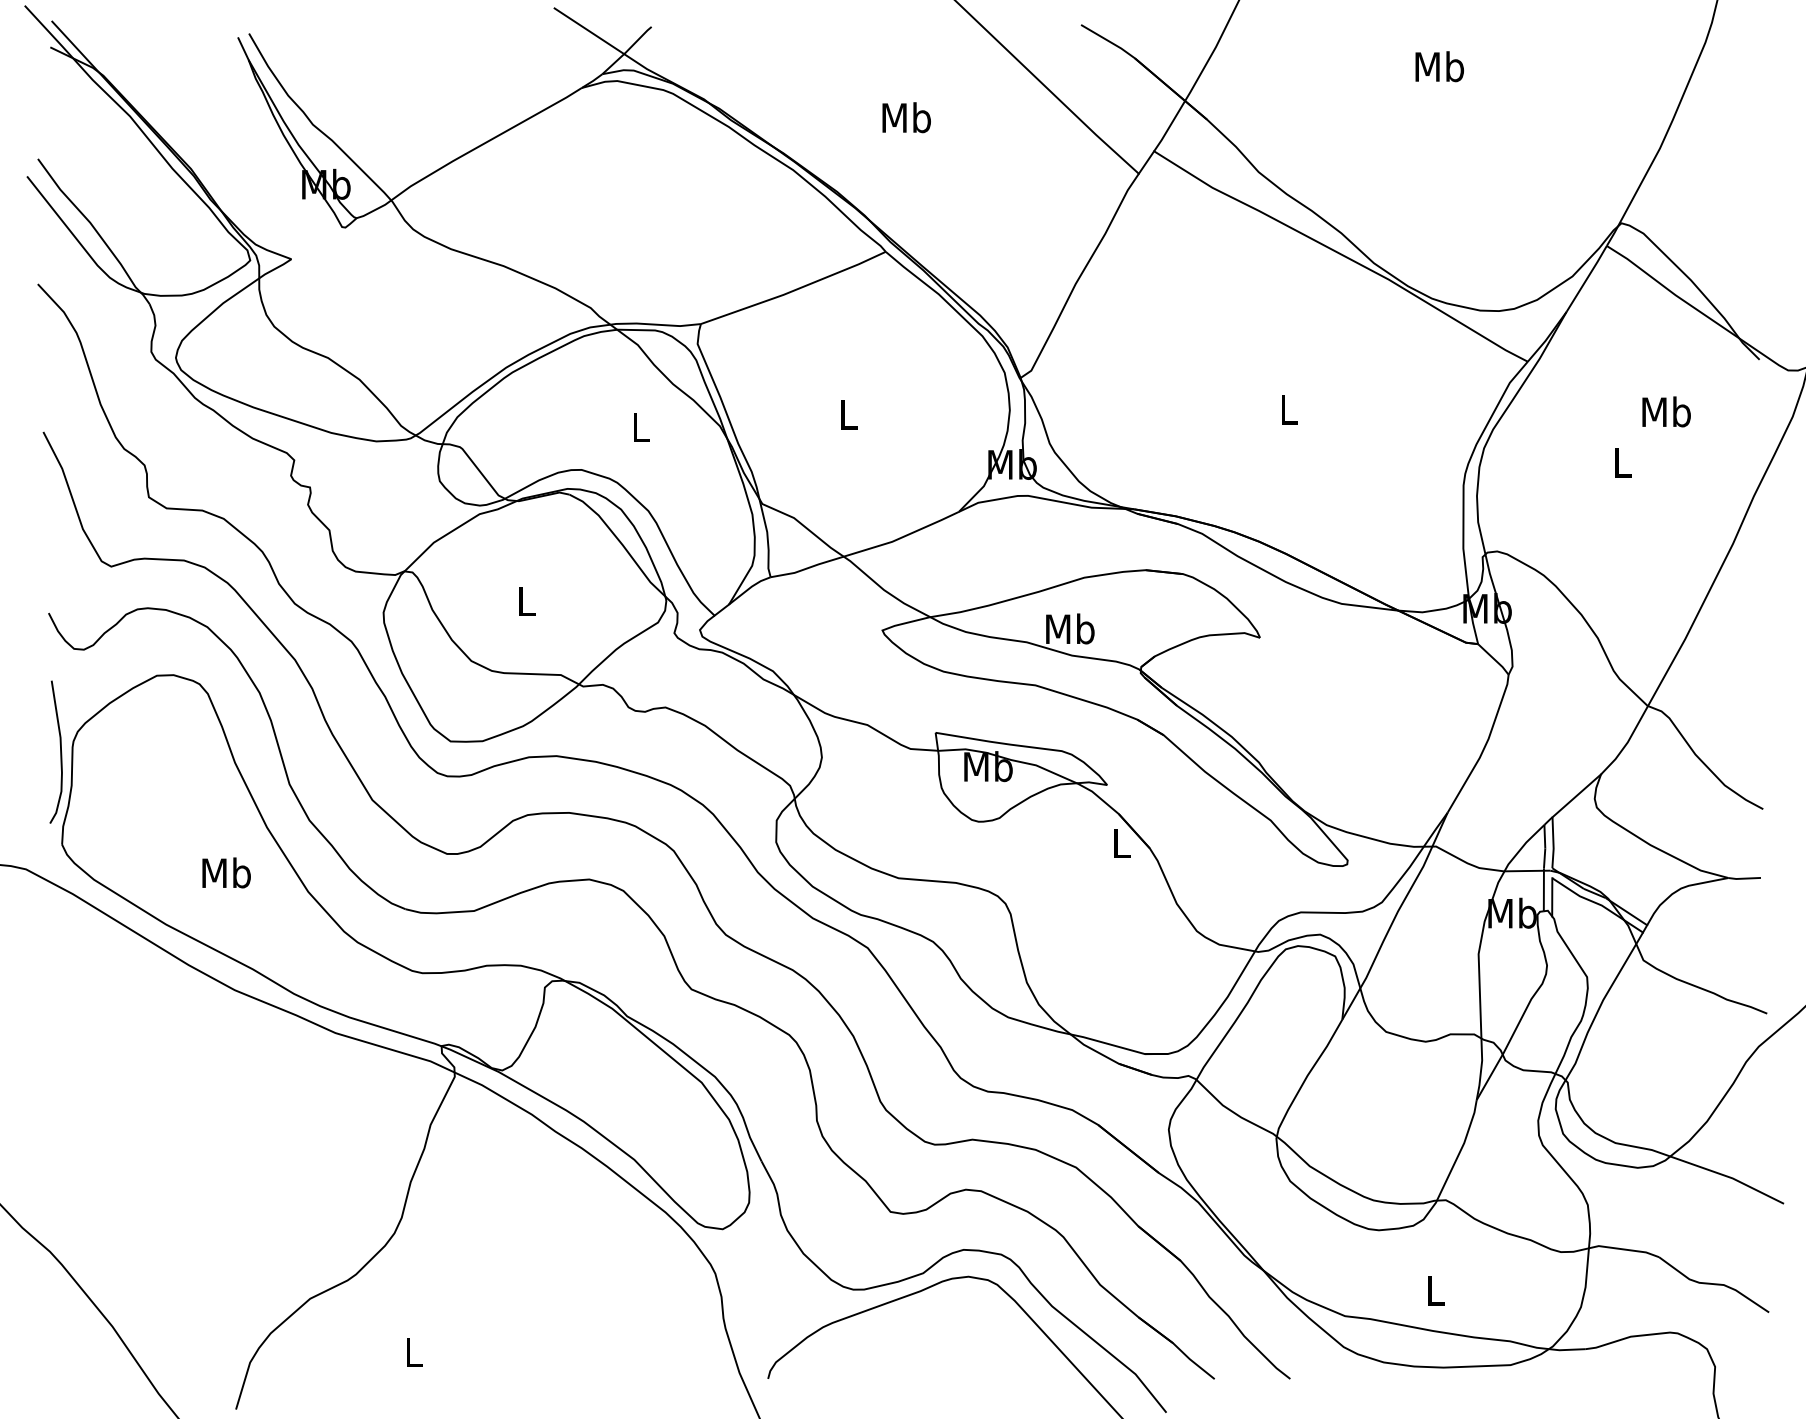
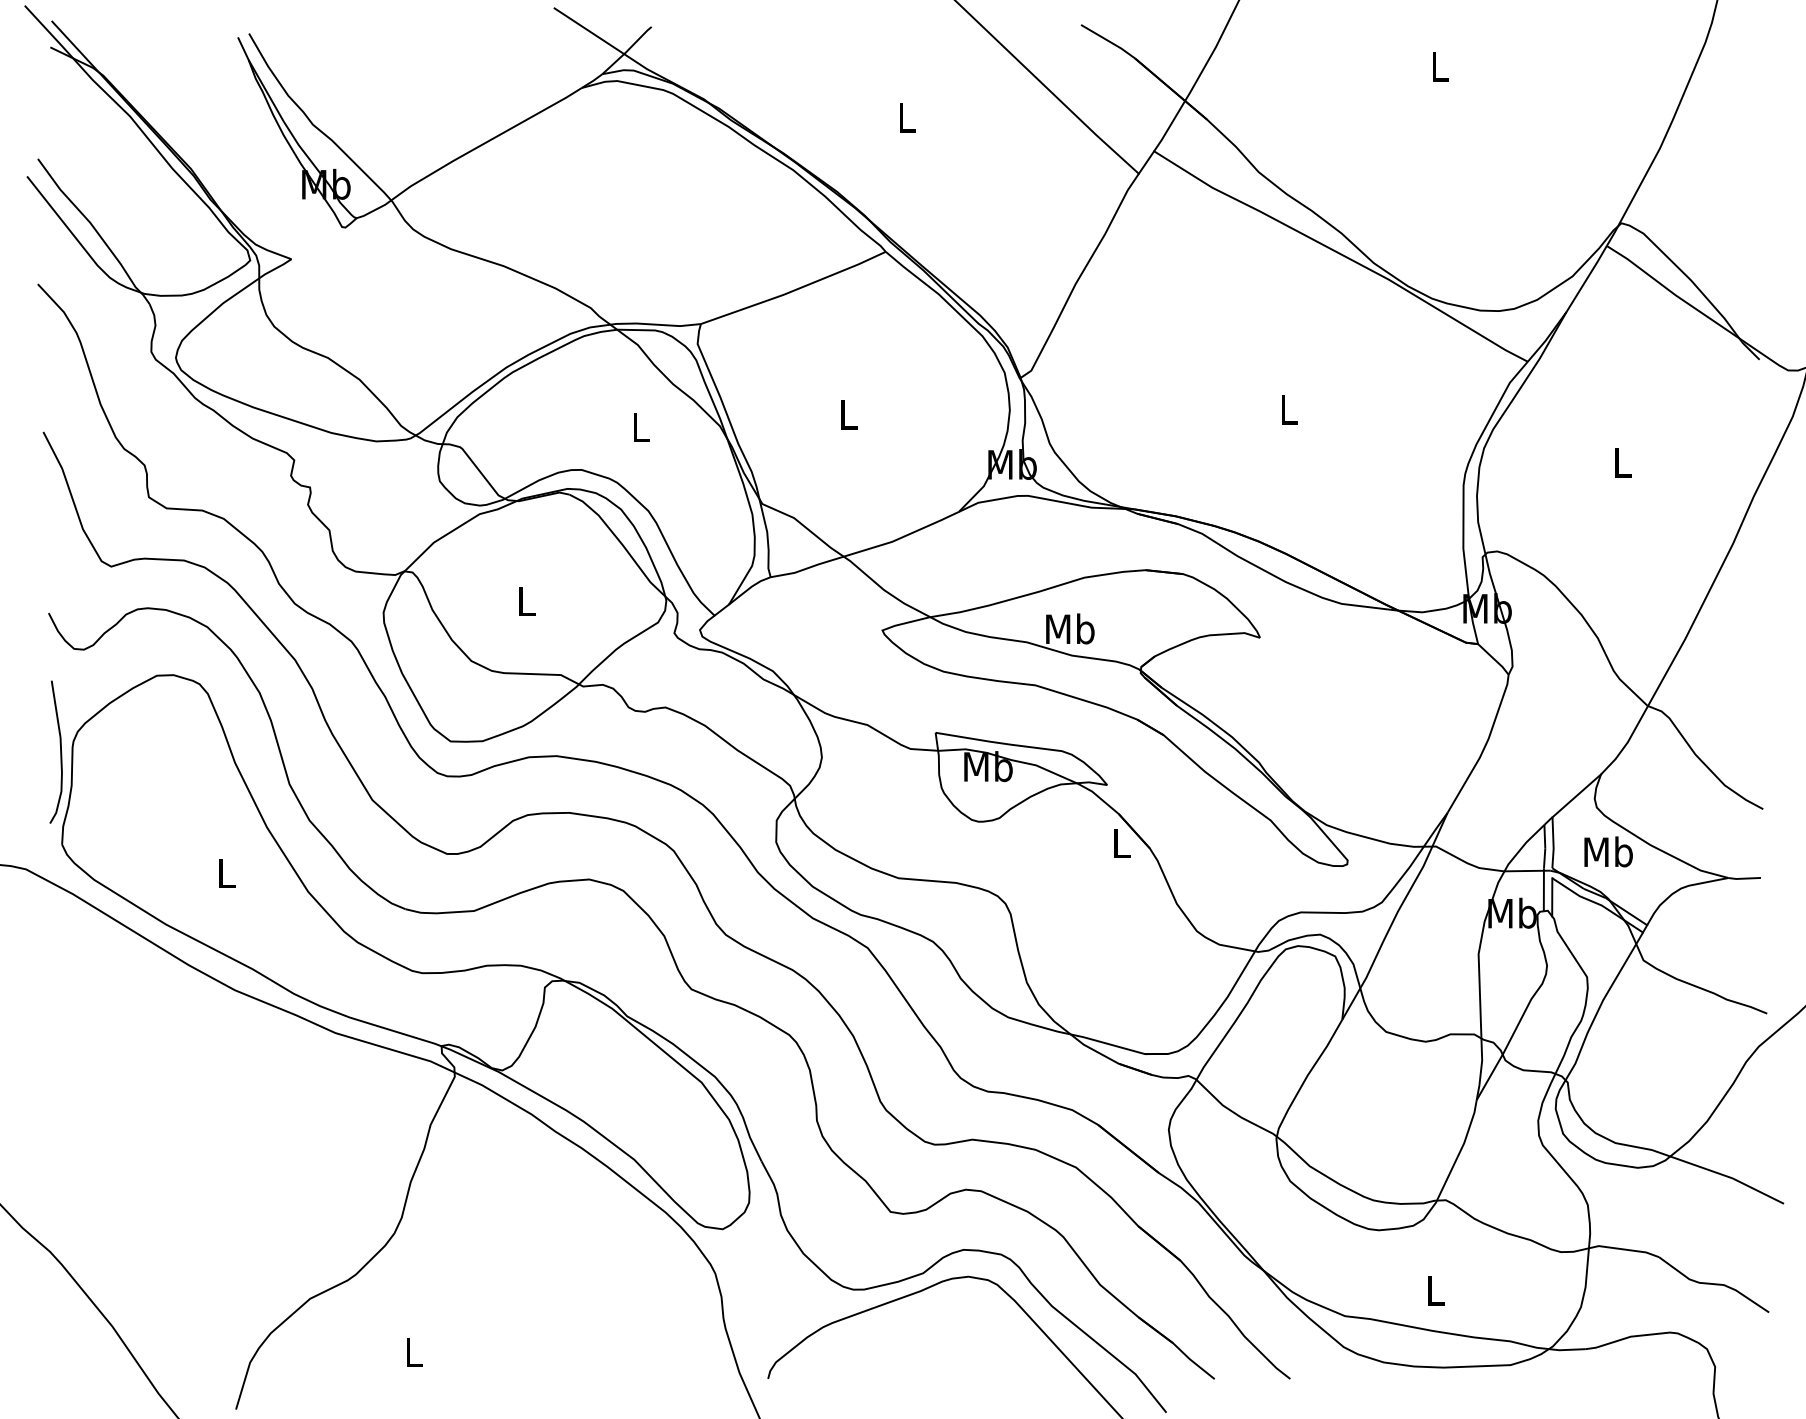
text: Mb -> L (1439, 66)
text: Mb -> L (906, 117)
text position: (1666, 411) -> (1608, 851) (1608, 851)
text: Mb -> L (226, 872)
